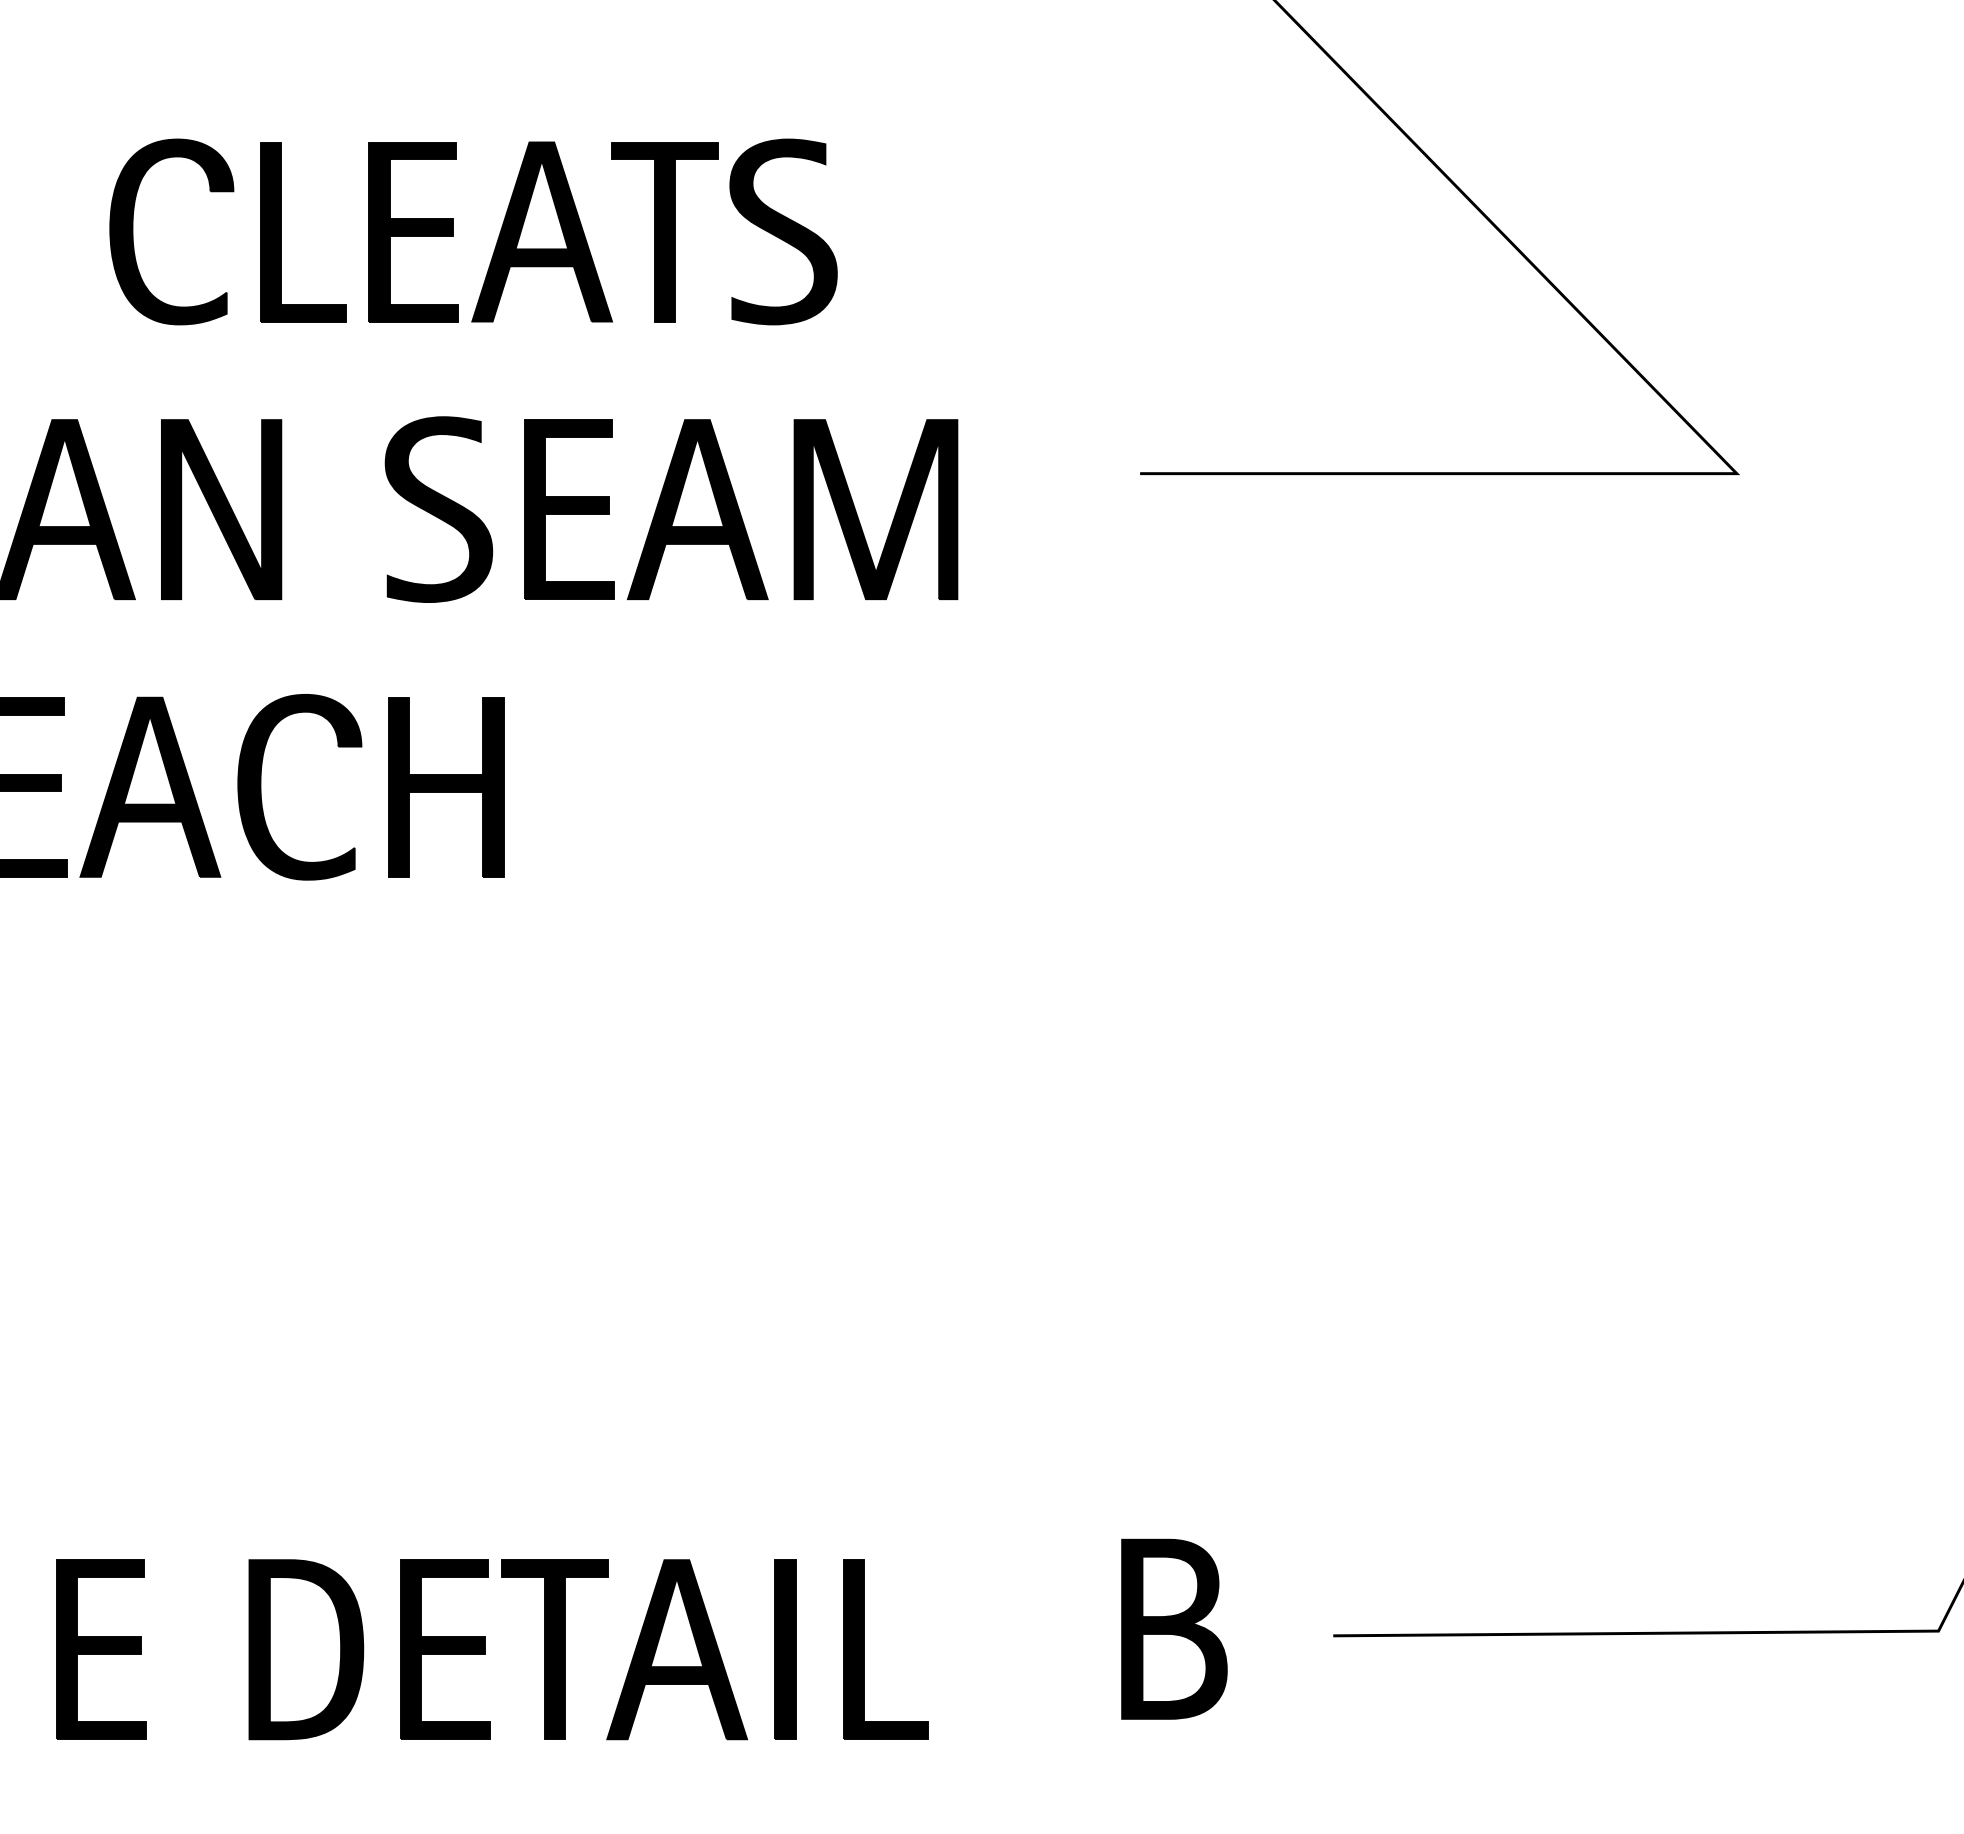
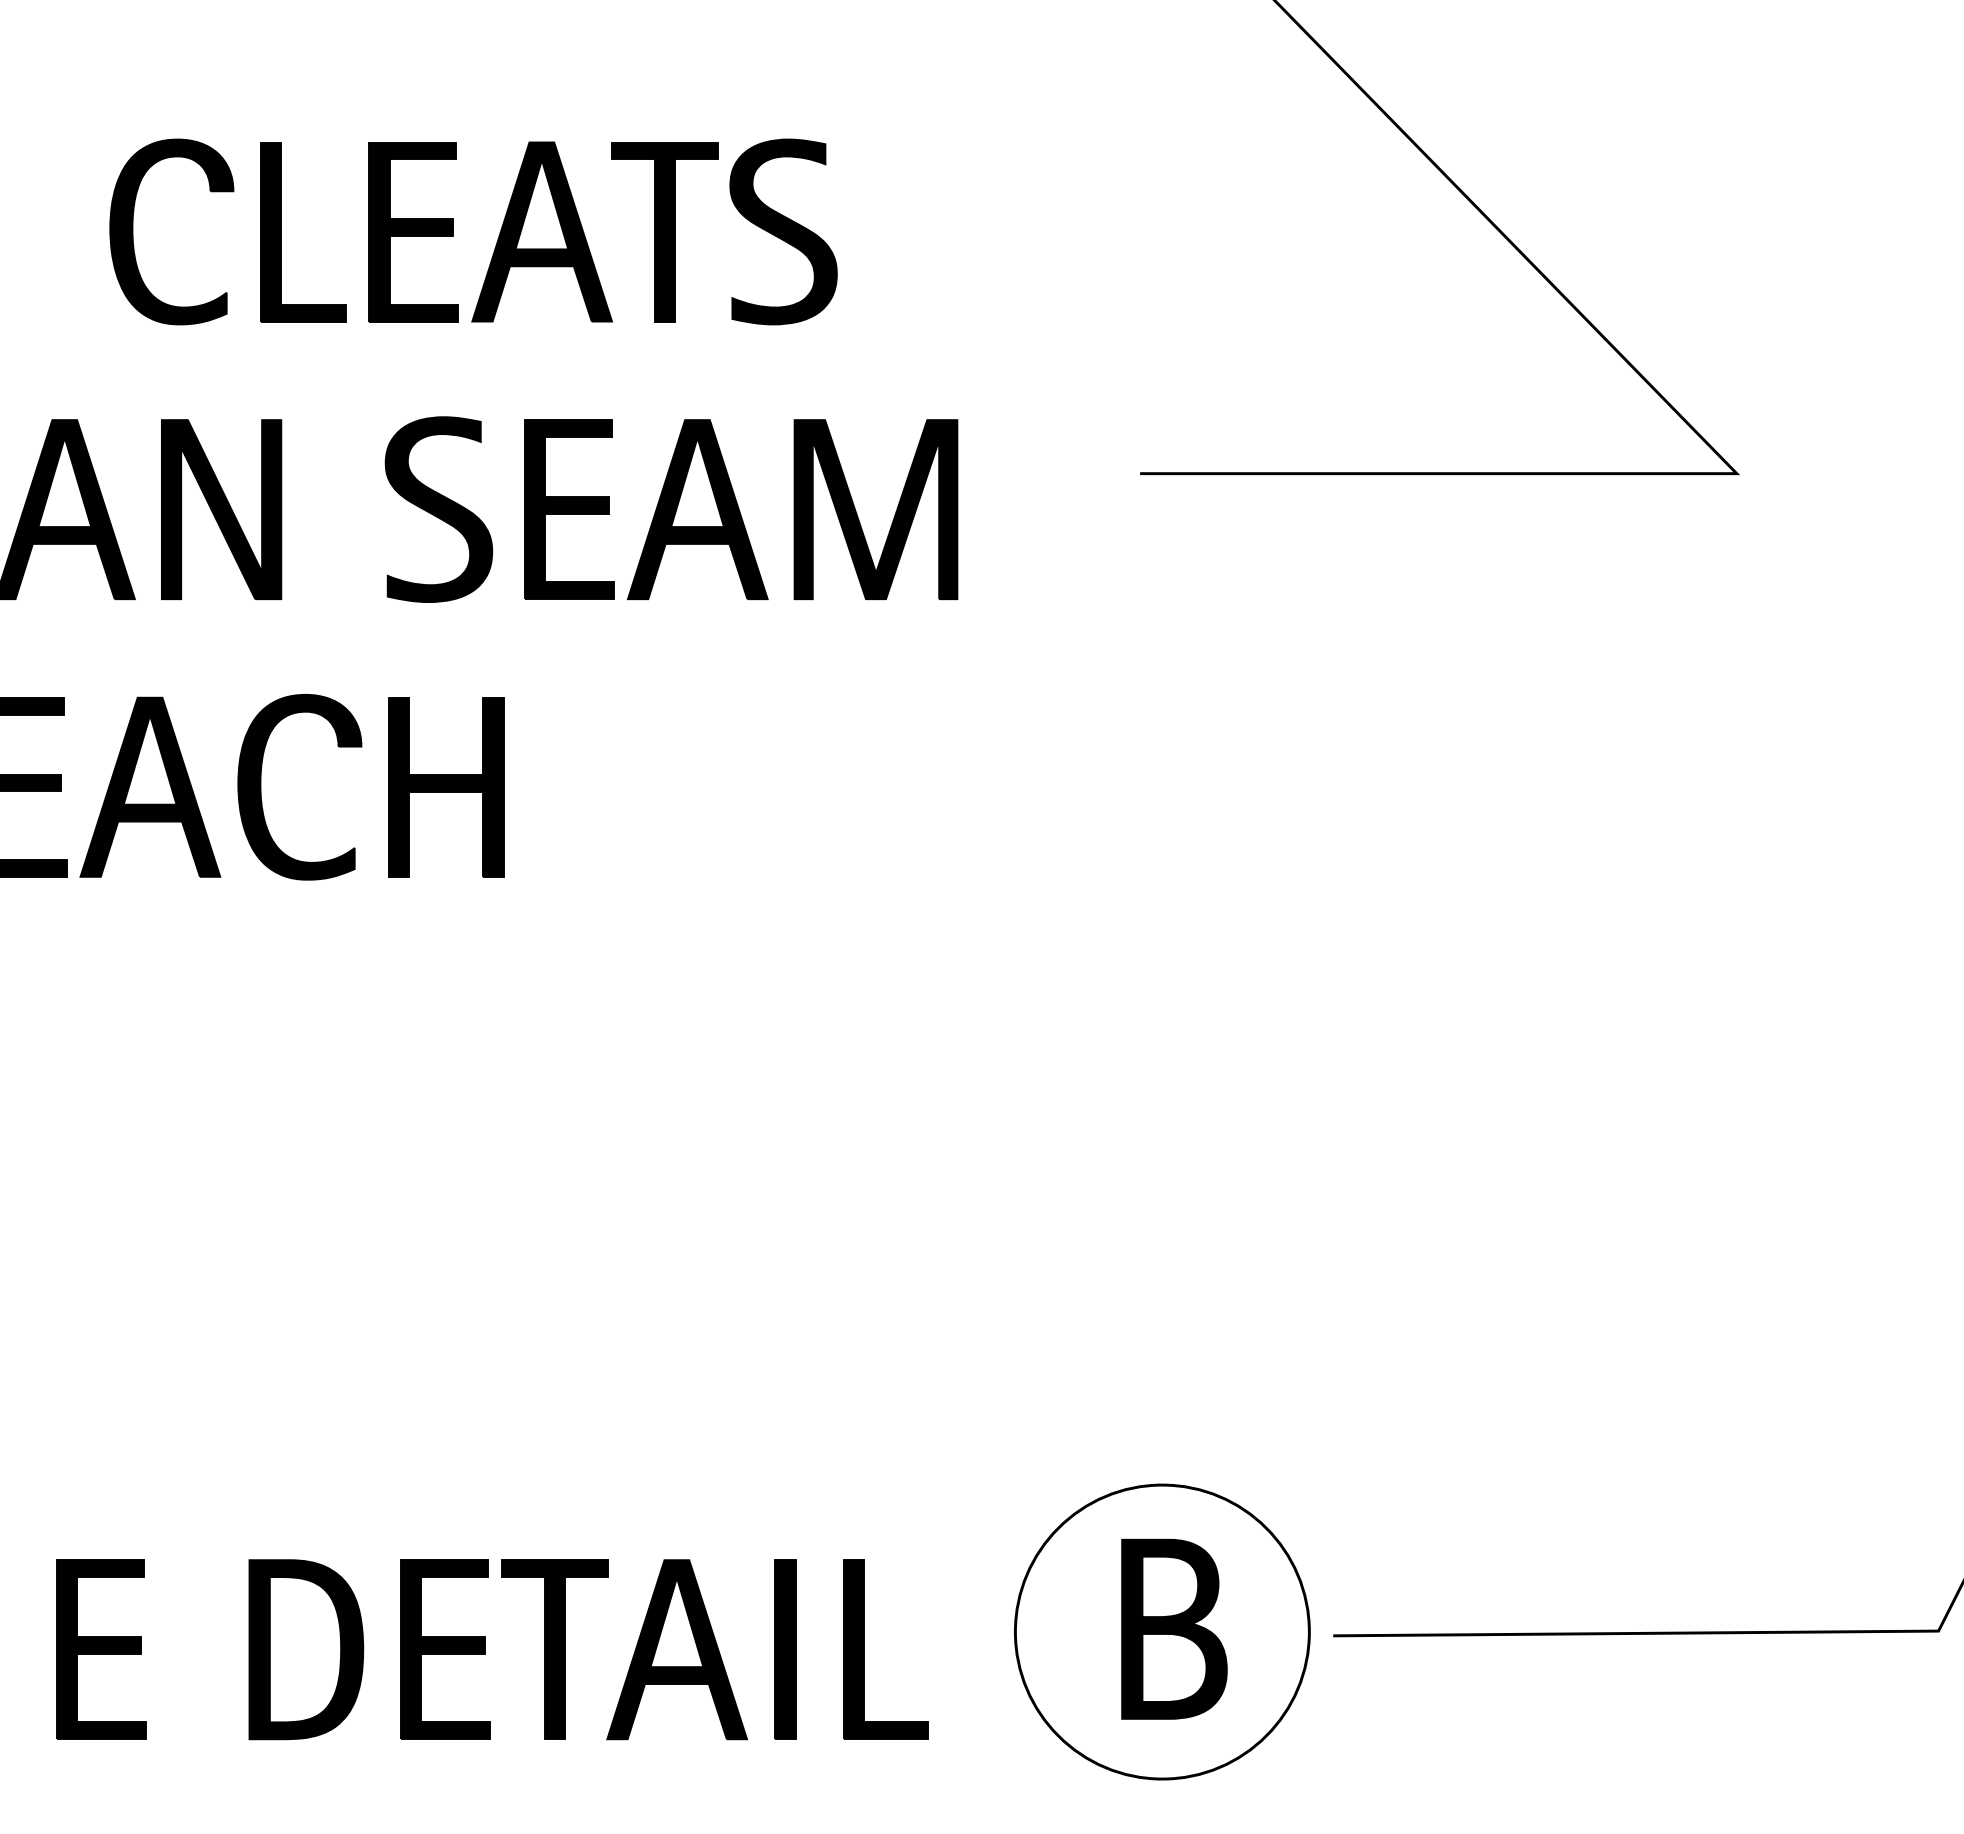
part: none -> present (1162, 1631)
